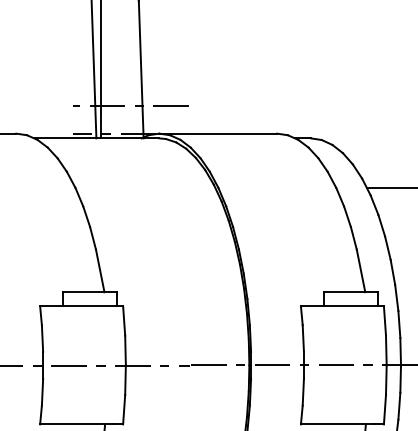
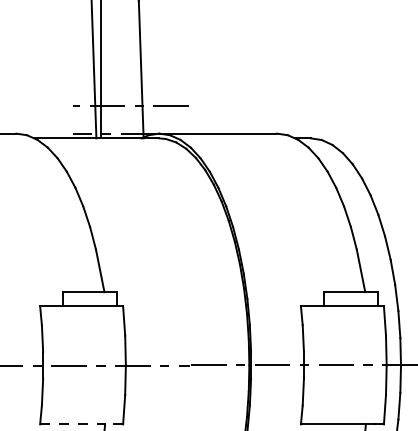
line: present -> none (390, 188)
line: solid -> dashed (77, 424)
